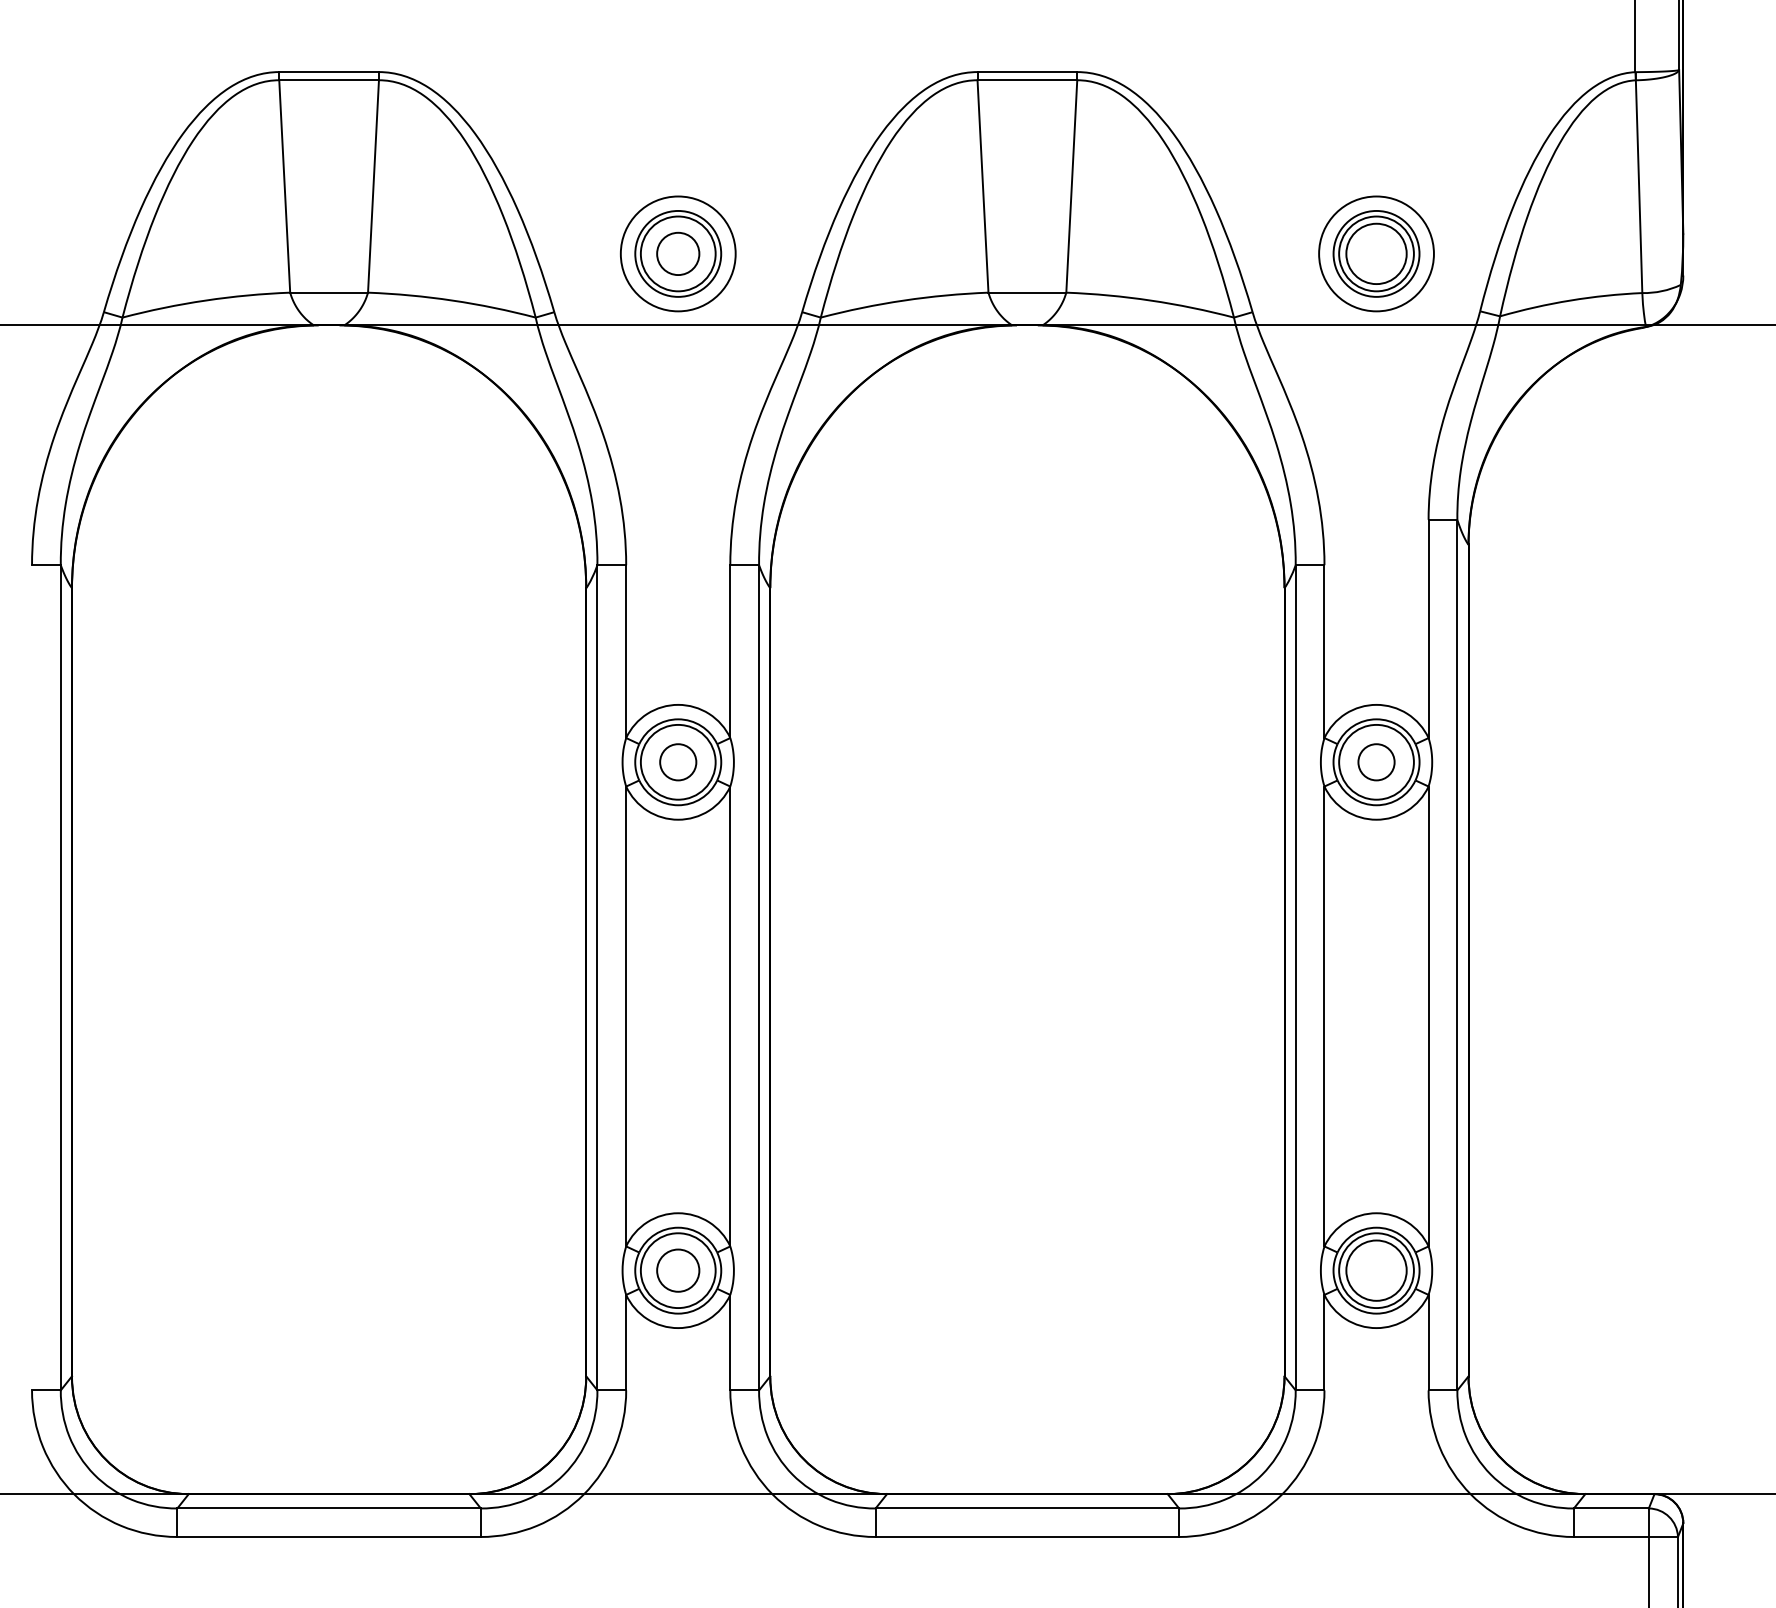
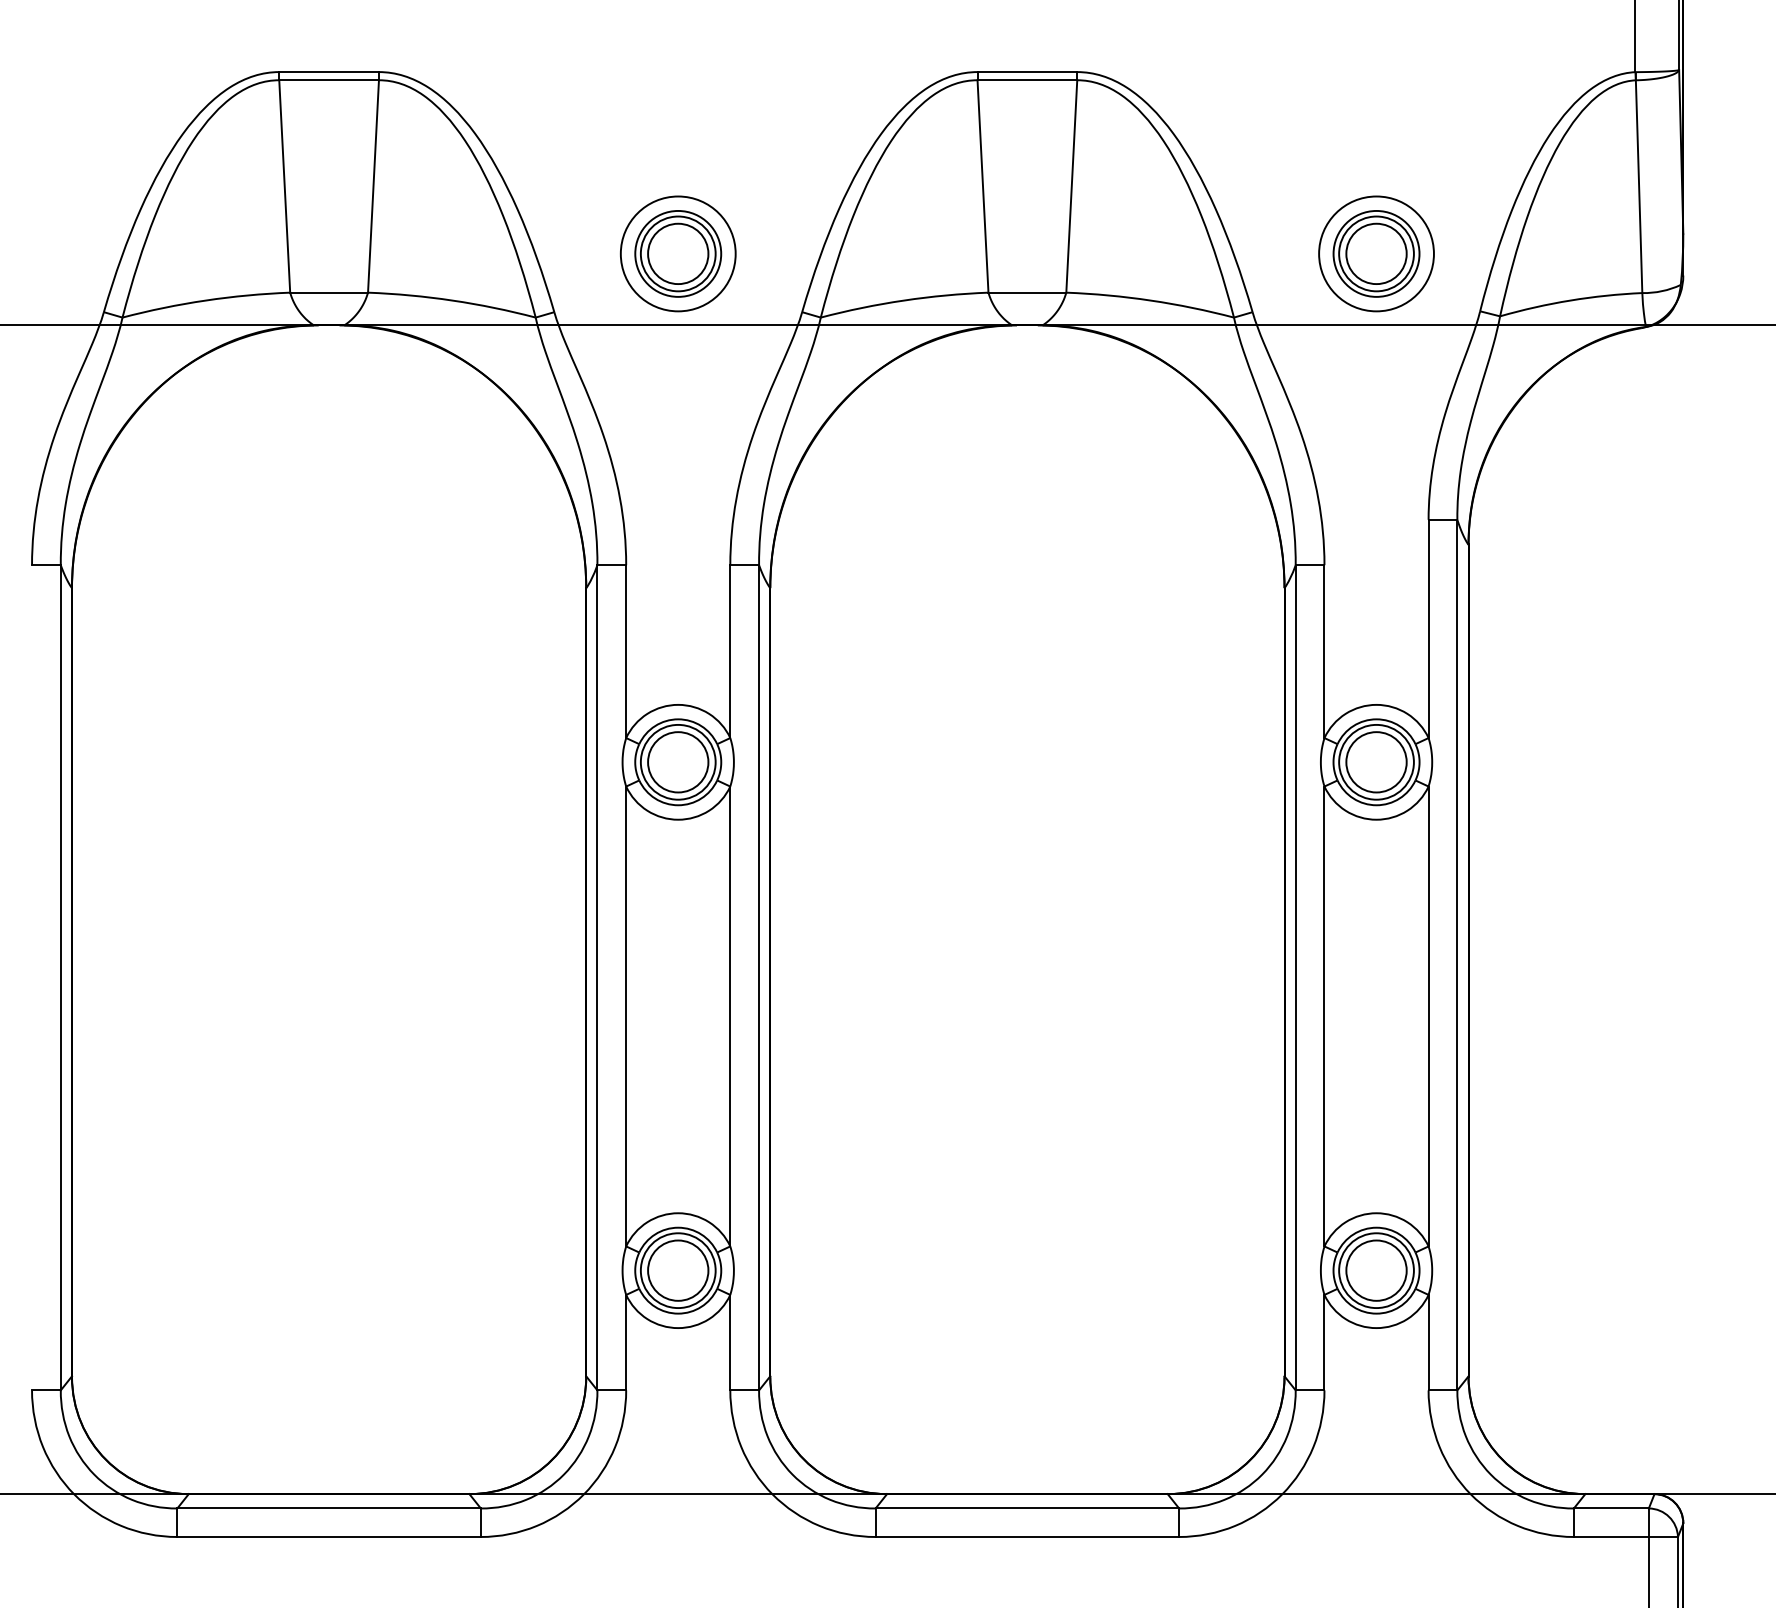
circle diameter: 42 px -> 60 px (678, 253)
circle diameter: 36 px -> 60 px (678, 762)
circle diameter: 36 px -> 60 px (1376, 762)
circle diameter: 42 px -> 60 px (678, 1270)
